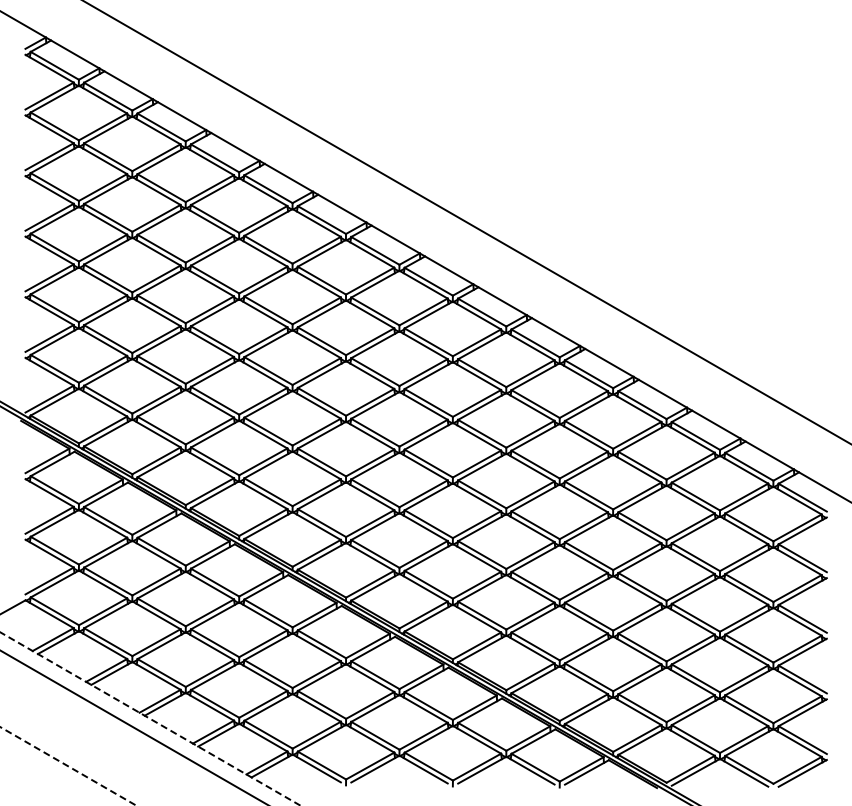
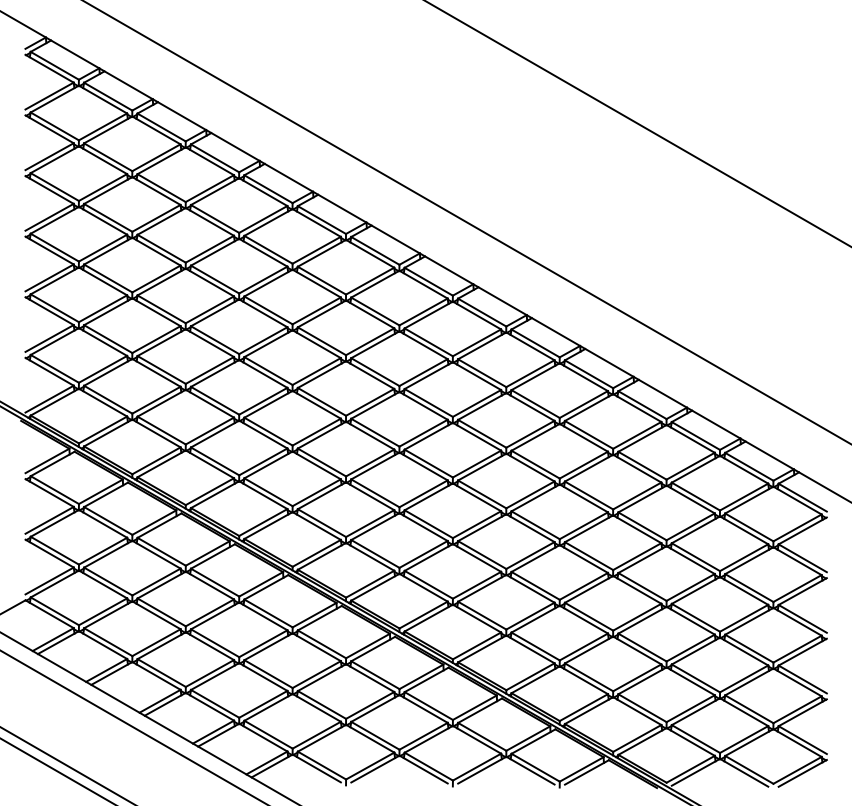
line: none -> present (637, 123)
line: dashed -> solid (150, 719)
line: dashed -> solid (67, 766)
line: none -> present (57, 770)
